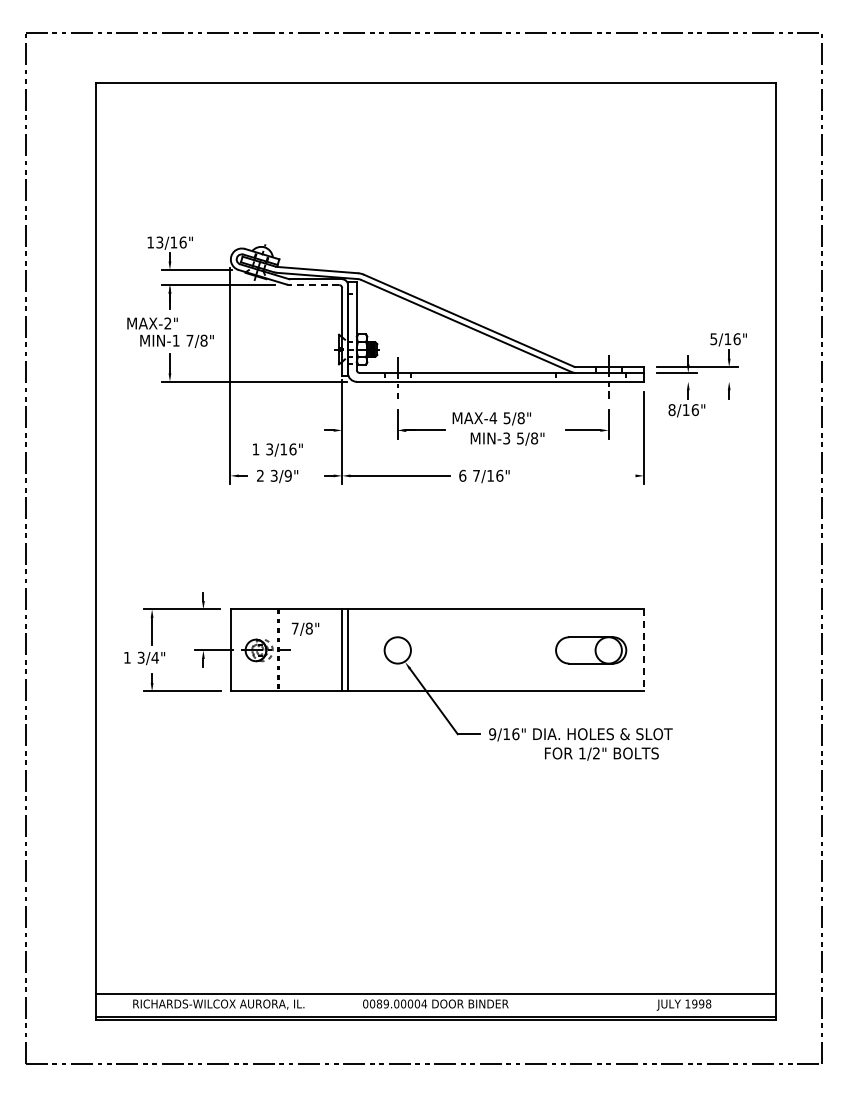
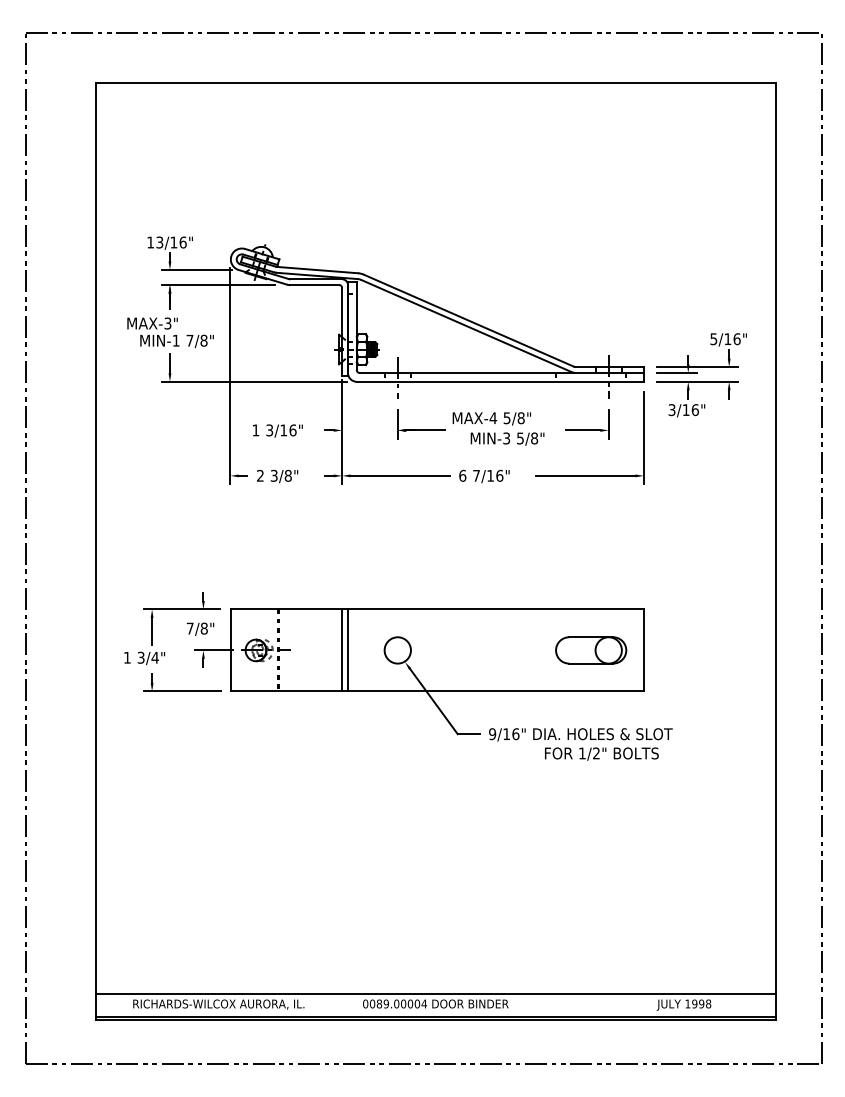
line: dashed -> solid (314, 285)
text: MAX-2" -> MAX-3" (167, 323)
line: none -> present (696, 381)
text: 8/16" -> 3/16" (671, 409)
text position: (277, 449) -> (277, 430) (277, 430)
text: 3/9" -> 3/8" (287, 475)
line: none -> present (585, 475)
text position: (305, 628) -> (200, 628) (200, 628)
line: dashed -> solid (643, 650)
